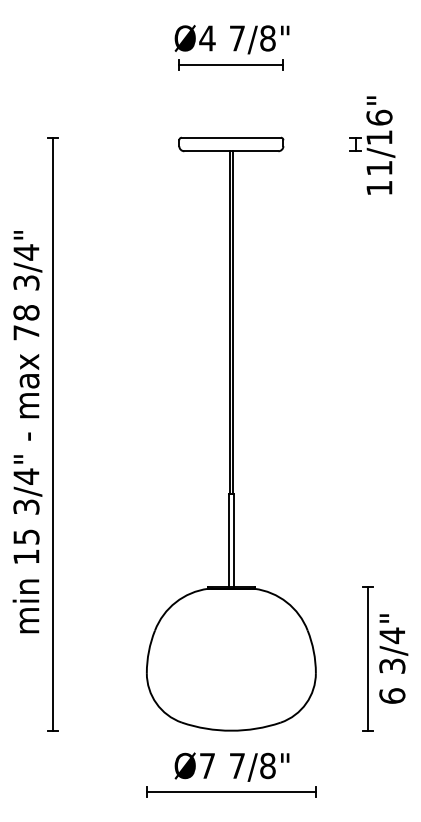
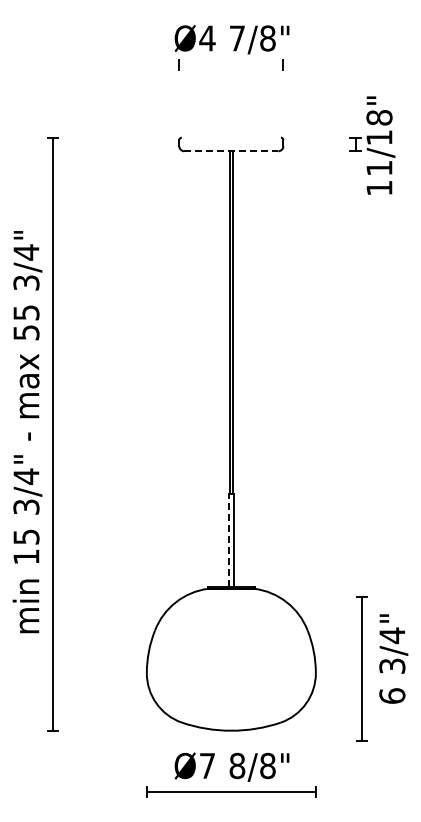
line: present -> none (231, 64)
text: 11/16" -> 11/18" (379, 117)
line: present -> none (230, 137)
line: solid -> dashed (231, 151)
text: 78 -> 55 (26, 322)
line: solid -> dashed (228, 540)
part position: (367, 658) -> (361, 668) (361, 668)
text: 7/8" -> 8/8" (237, 765)
